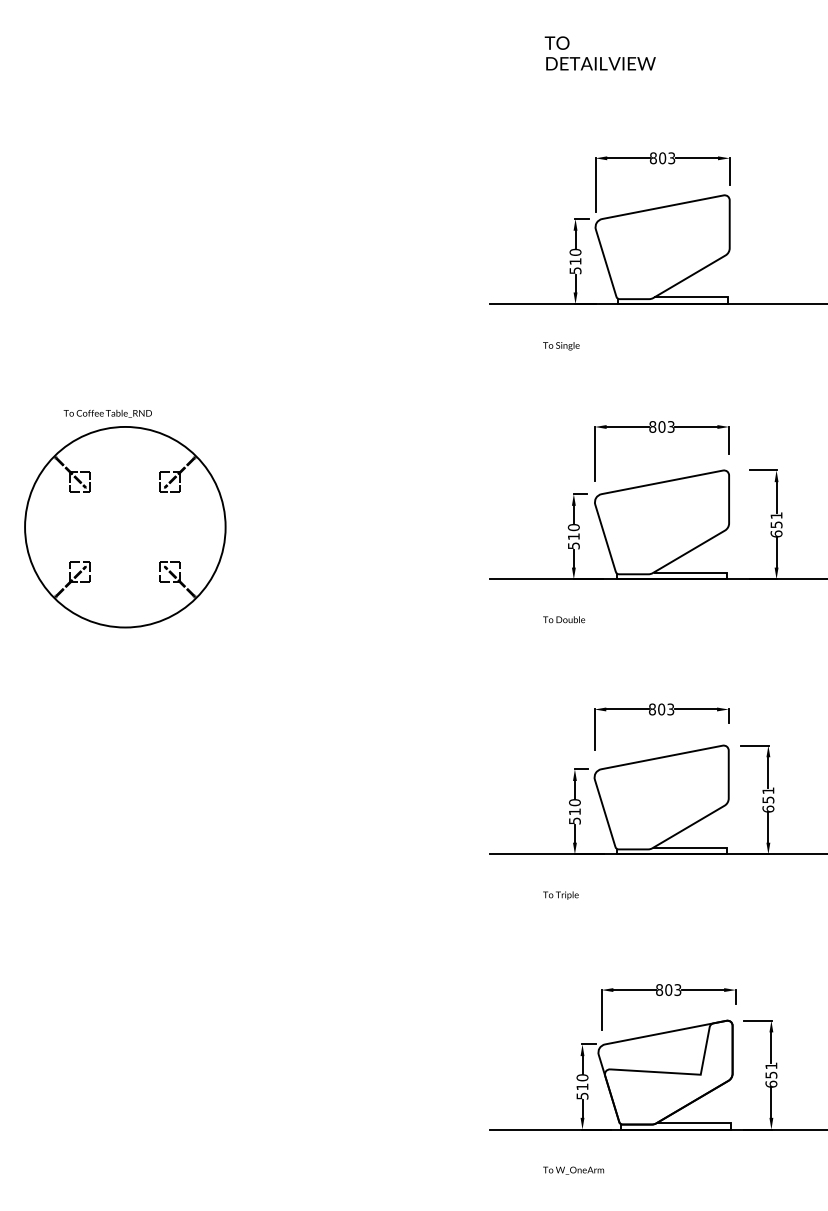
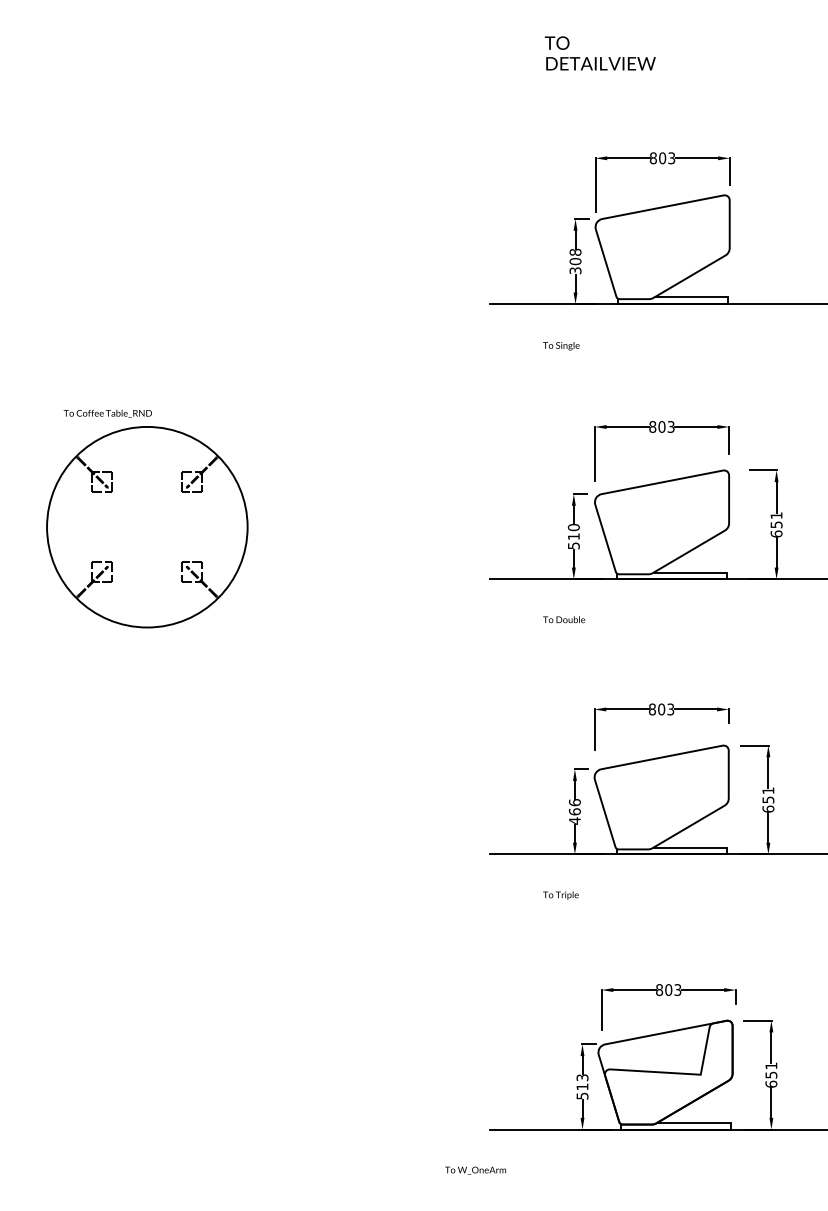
text: 510 -> 308 (575, 260)
part position: (125, 527) -> (147, 527) (147, 527)
text: 510 -> 466 (574, 811)
text: 510 -> 513 (582, 1077)
text position: (573, 1170) -> (475, 1170) (475, 1170)
